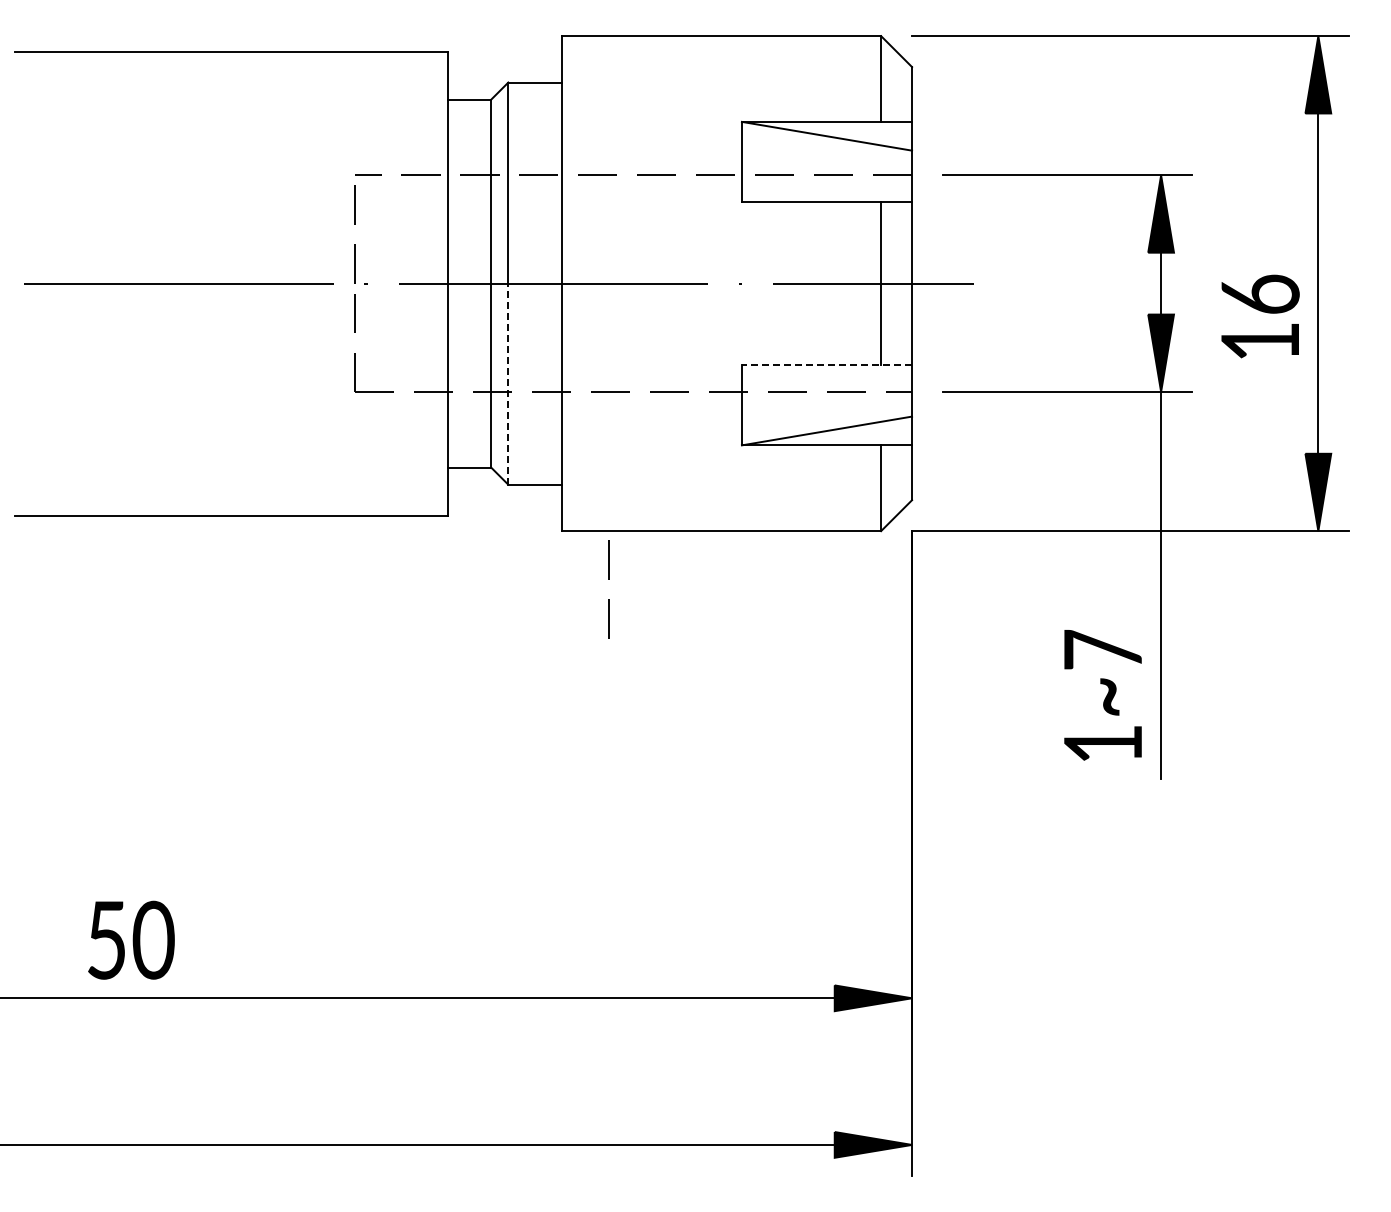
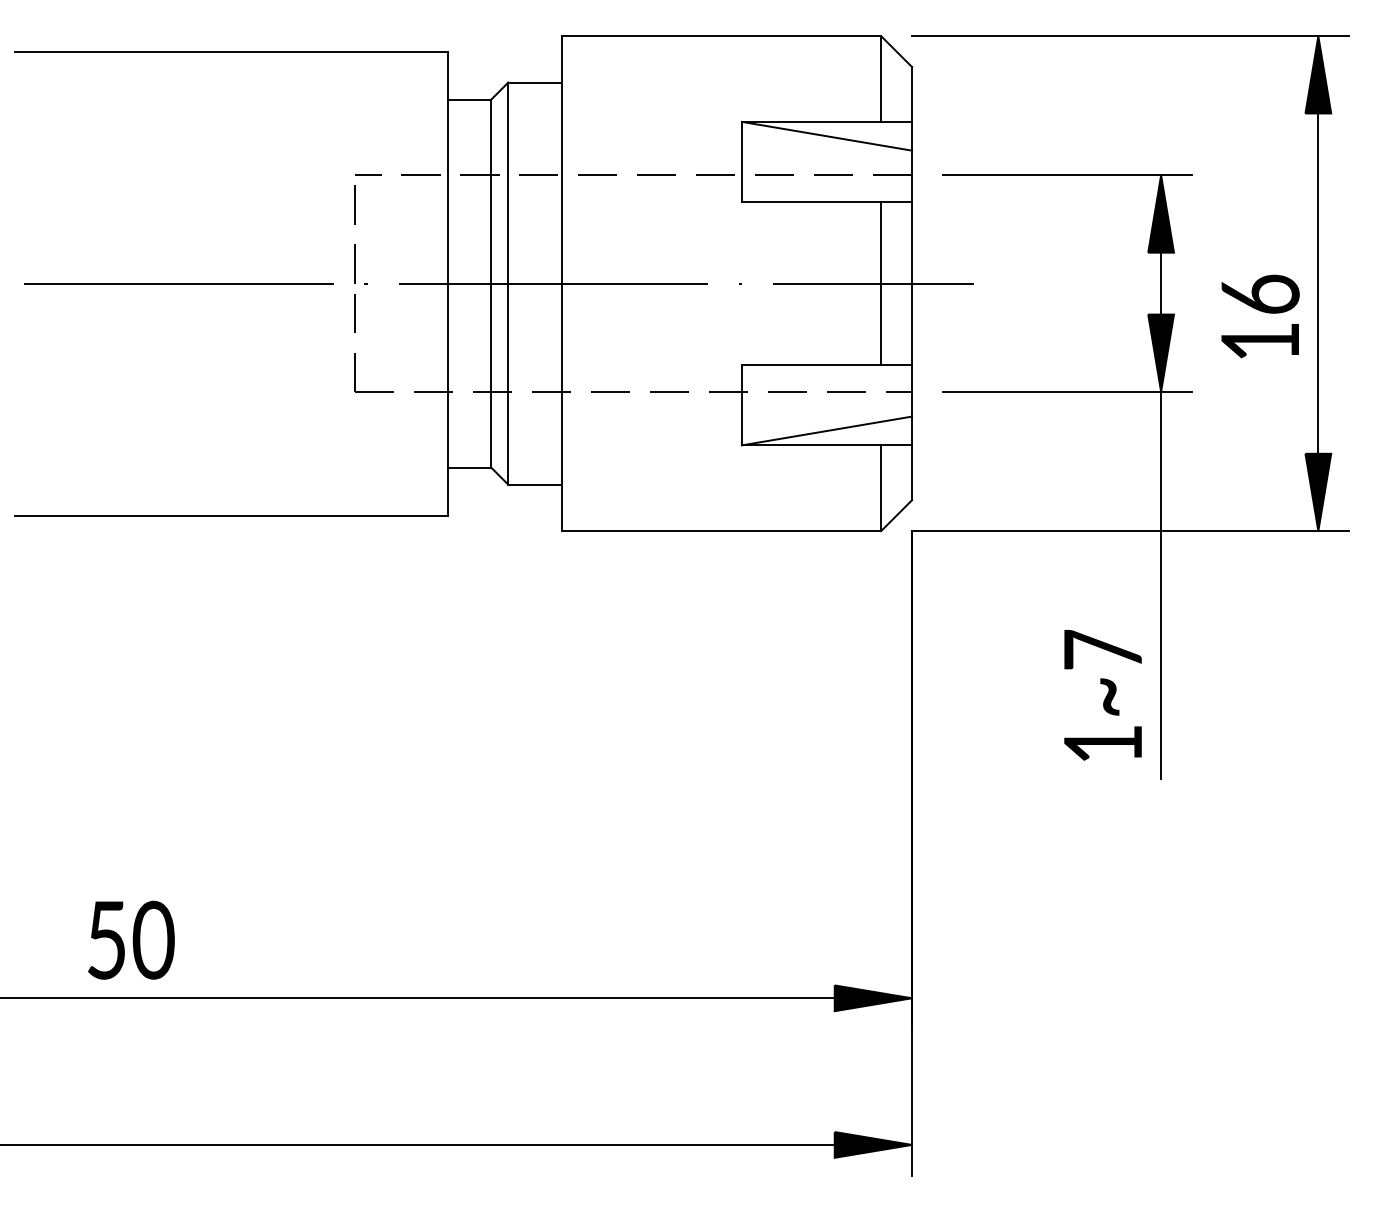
line: dashed -> solid (826, 365)
line: dashed -> solid (508, 384)
line: present -> none (608, 579)
